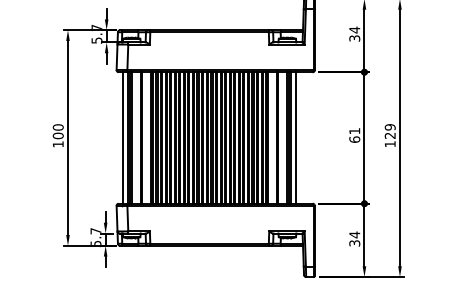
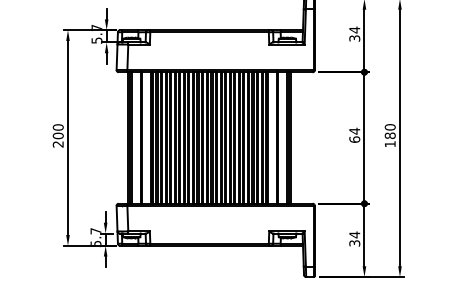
text: 61 -> 64 (354, 130)
text: 129 -> 180 (390, 131)
line: present -> none (123, 137)
line: present -> none (295, 137)
text: 100 -> 200 (57, 144)
